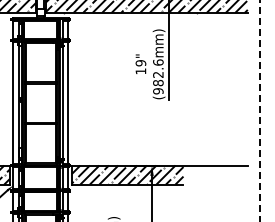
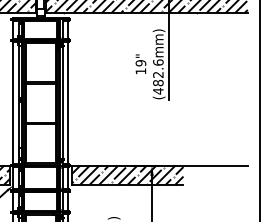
text: (982.6mm) -> (482.6mm) (158, 91)
line: dashed -> solid (259, 110)
